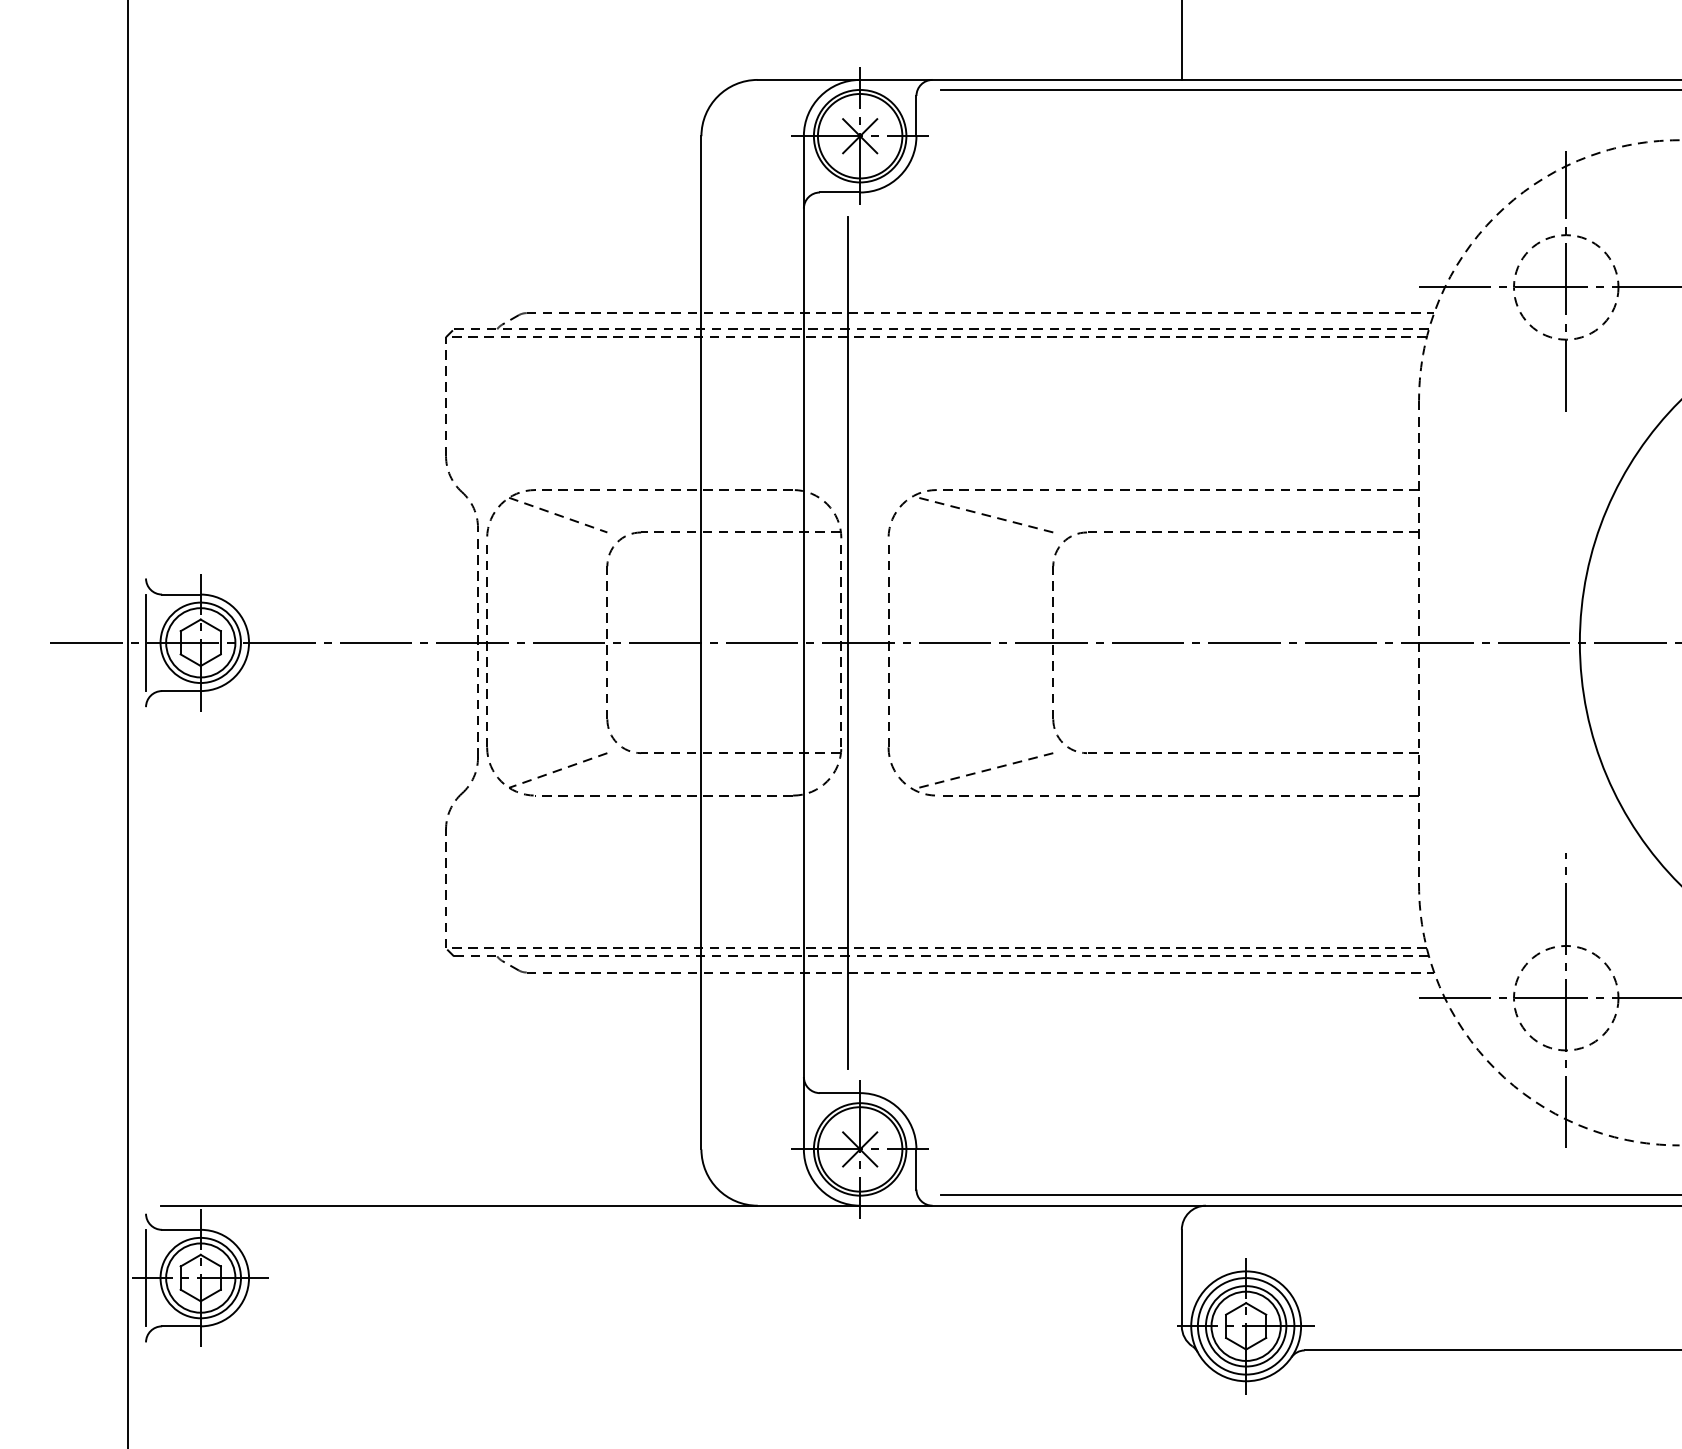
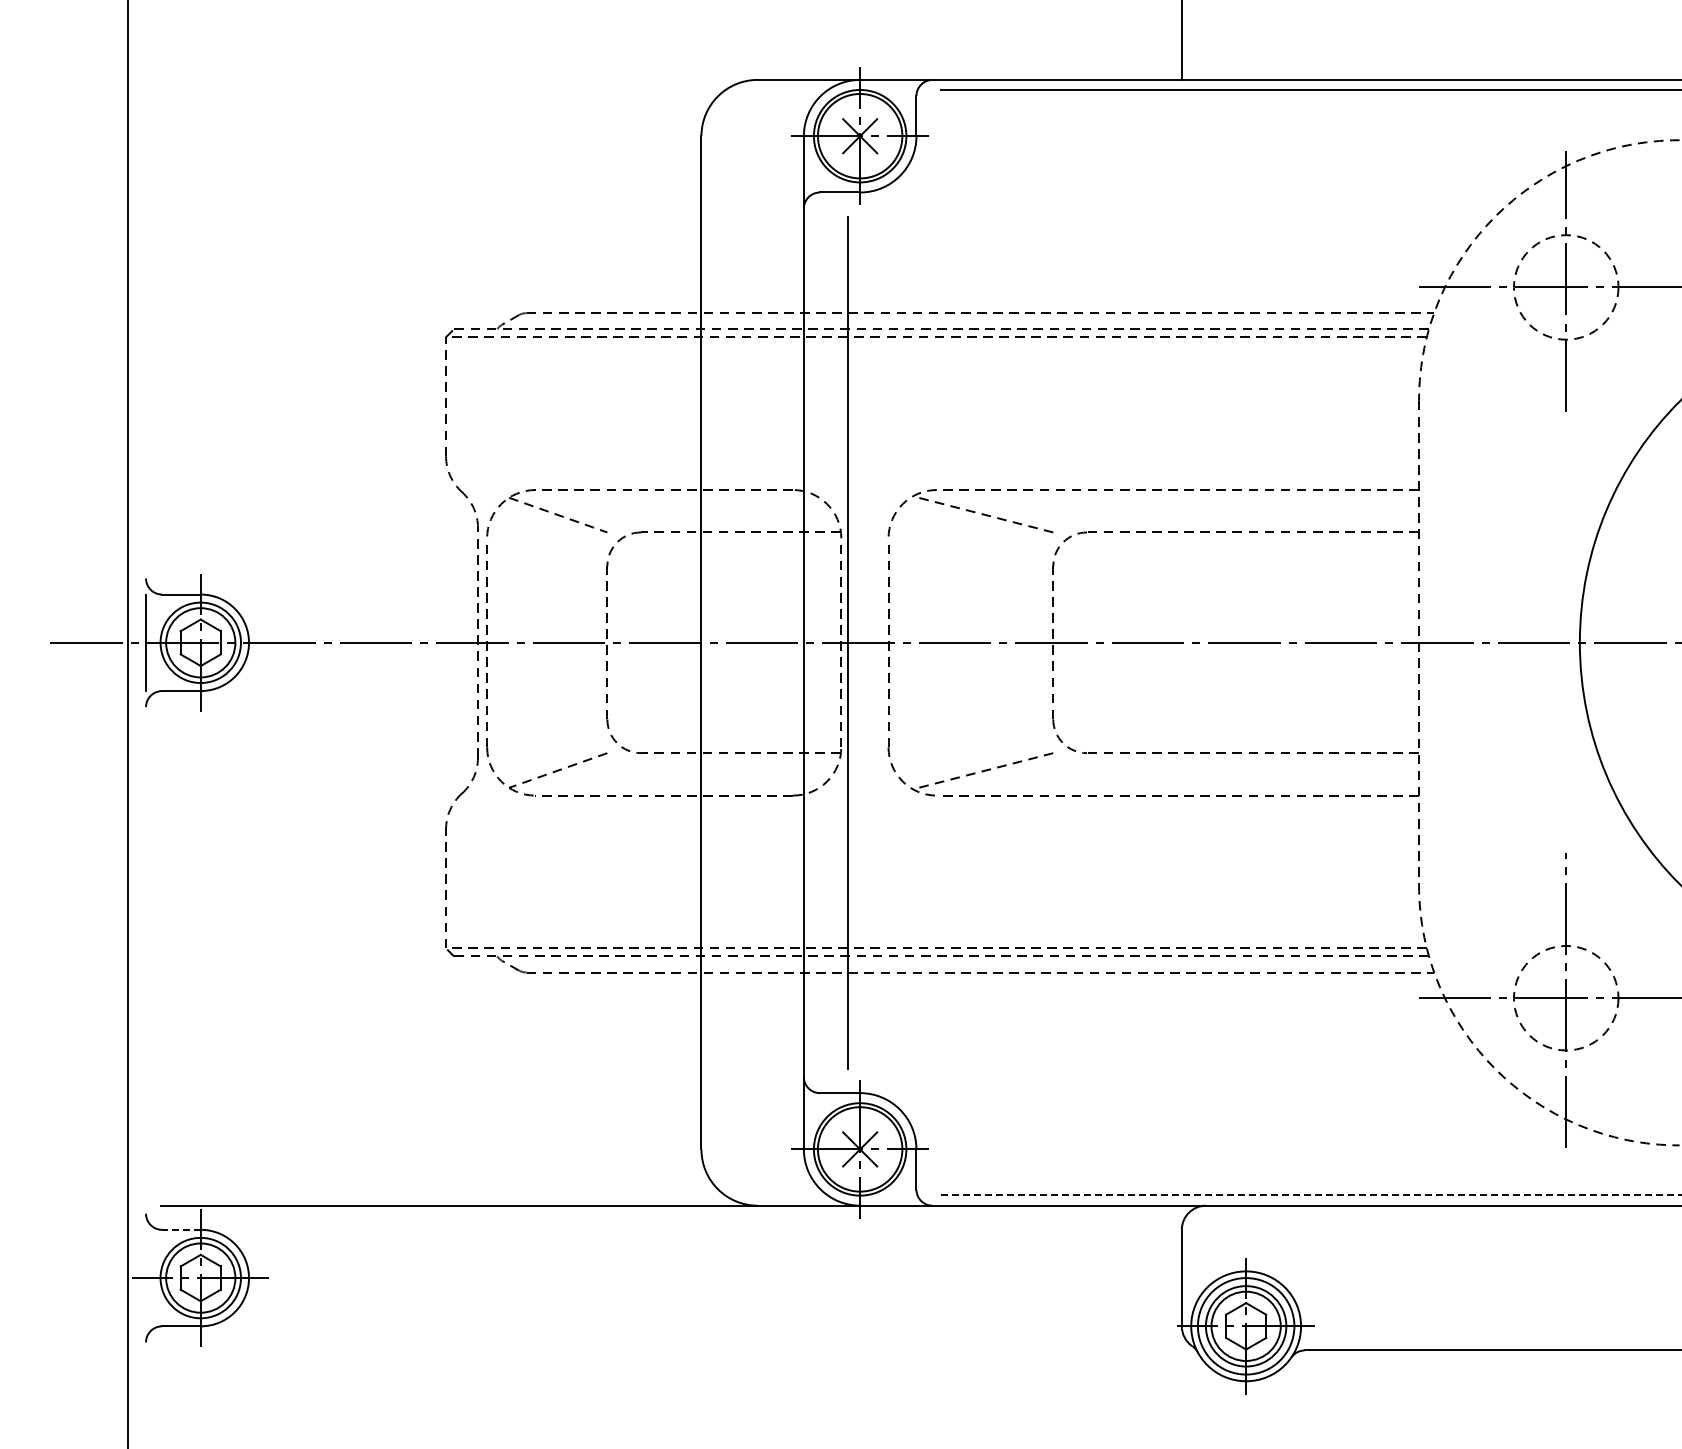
line: solid -> dashed (1311, 1195)
line: solid -> dashed (180, 1229)
line: present -> none (146, 1277)
